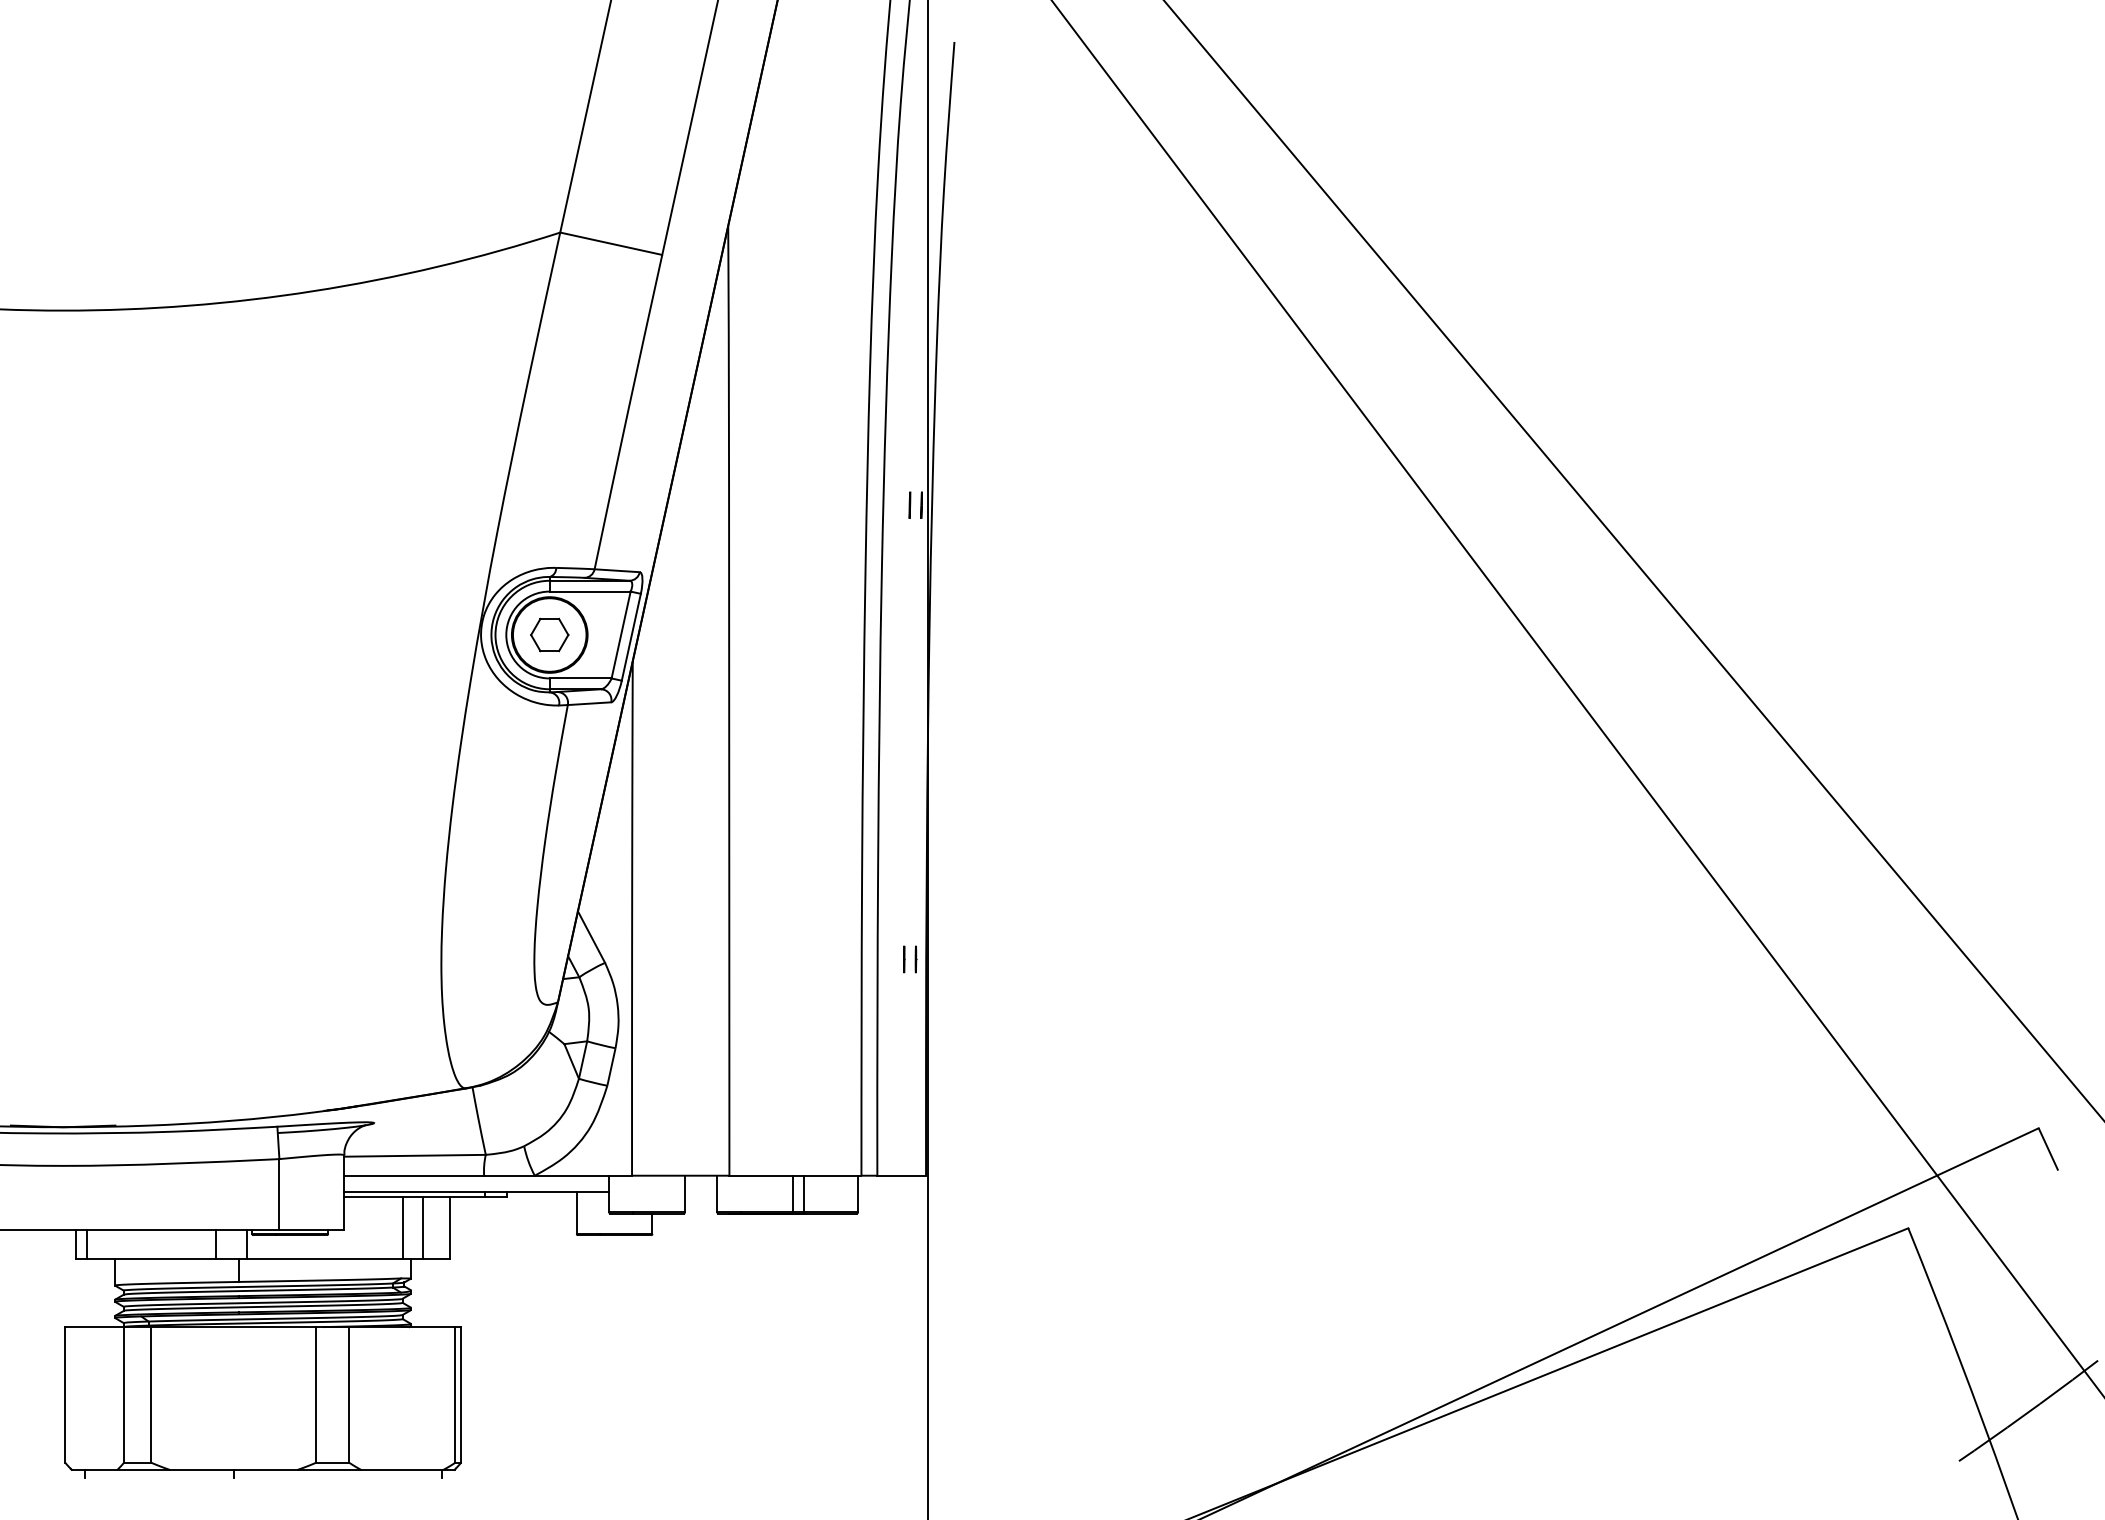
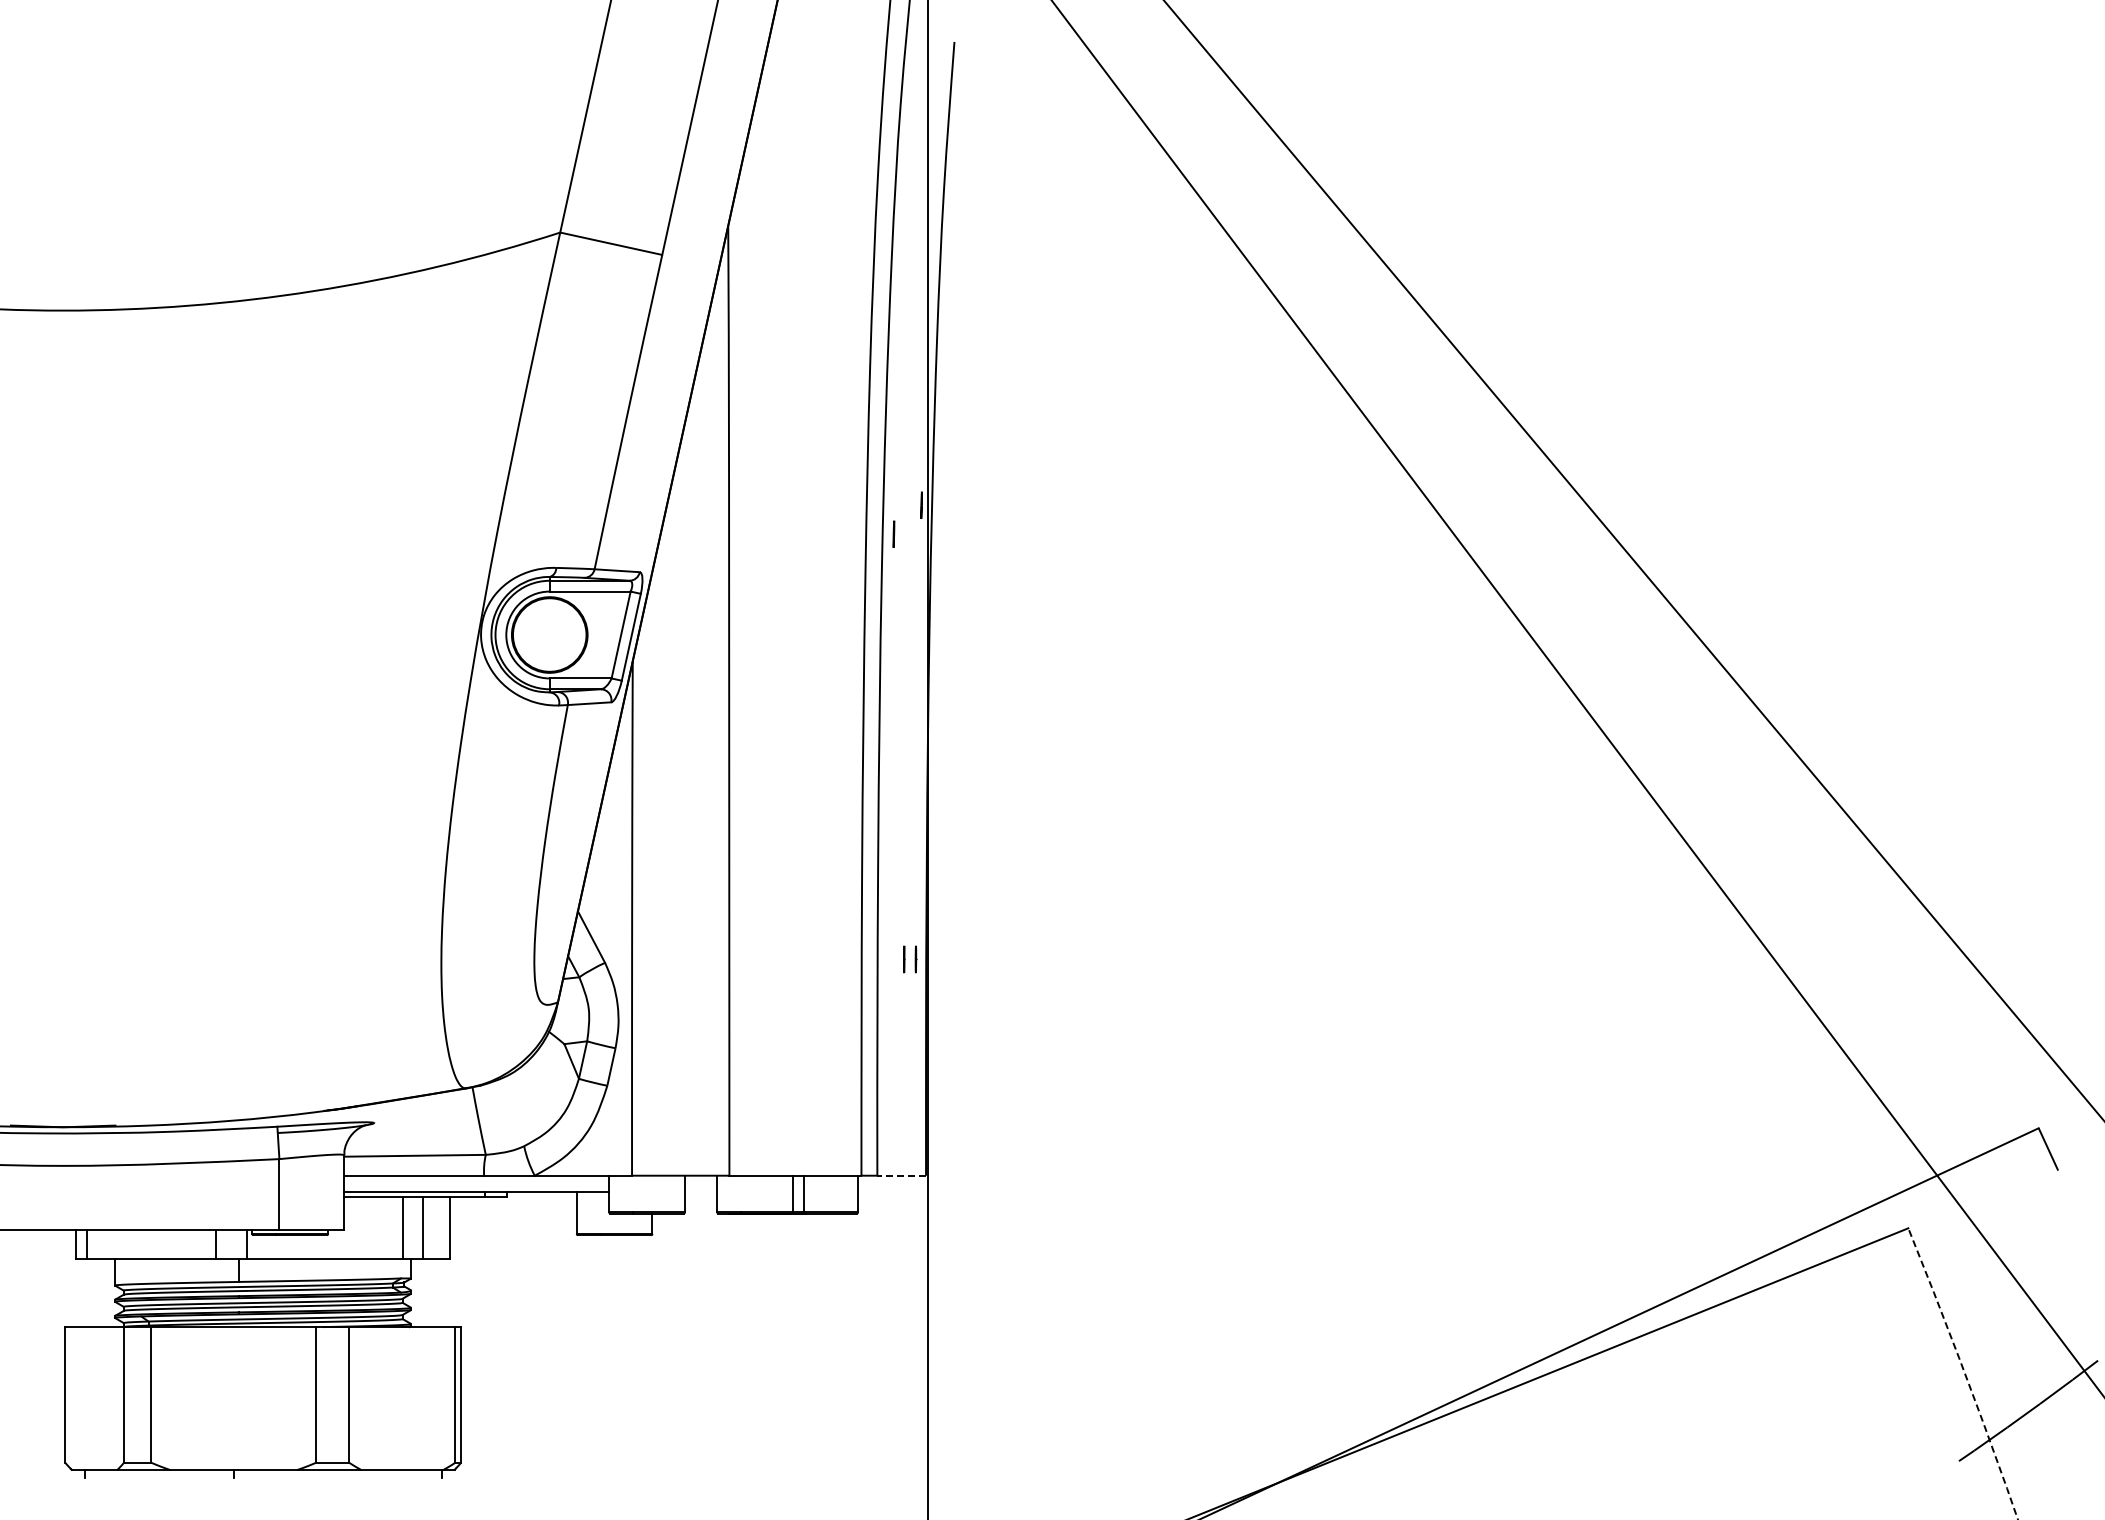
line position: (909, 504) -> (893, 533) (893, 533)
part: present -> none (549, 634)
line: solid -> dashed (901, 1175)
arc: solid -> dashed (1964, 1372)
